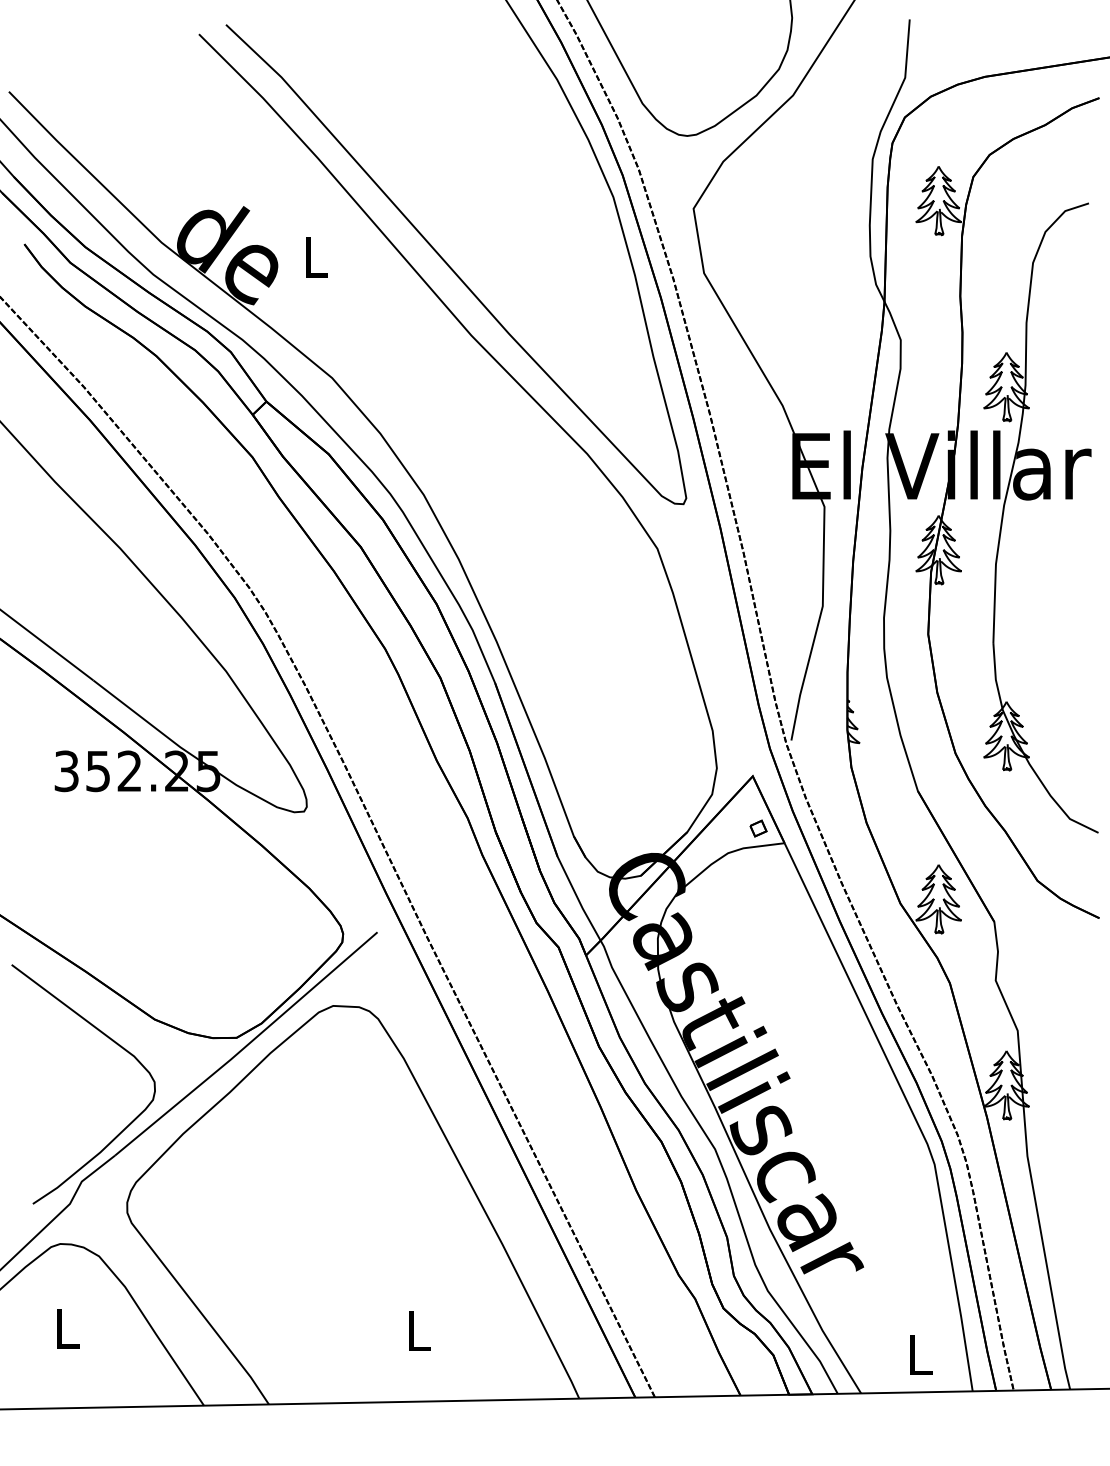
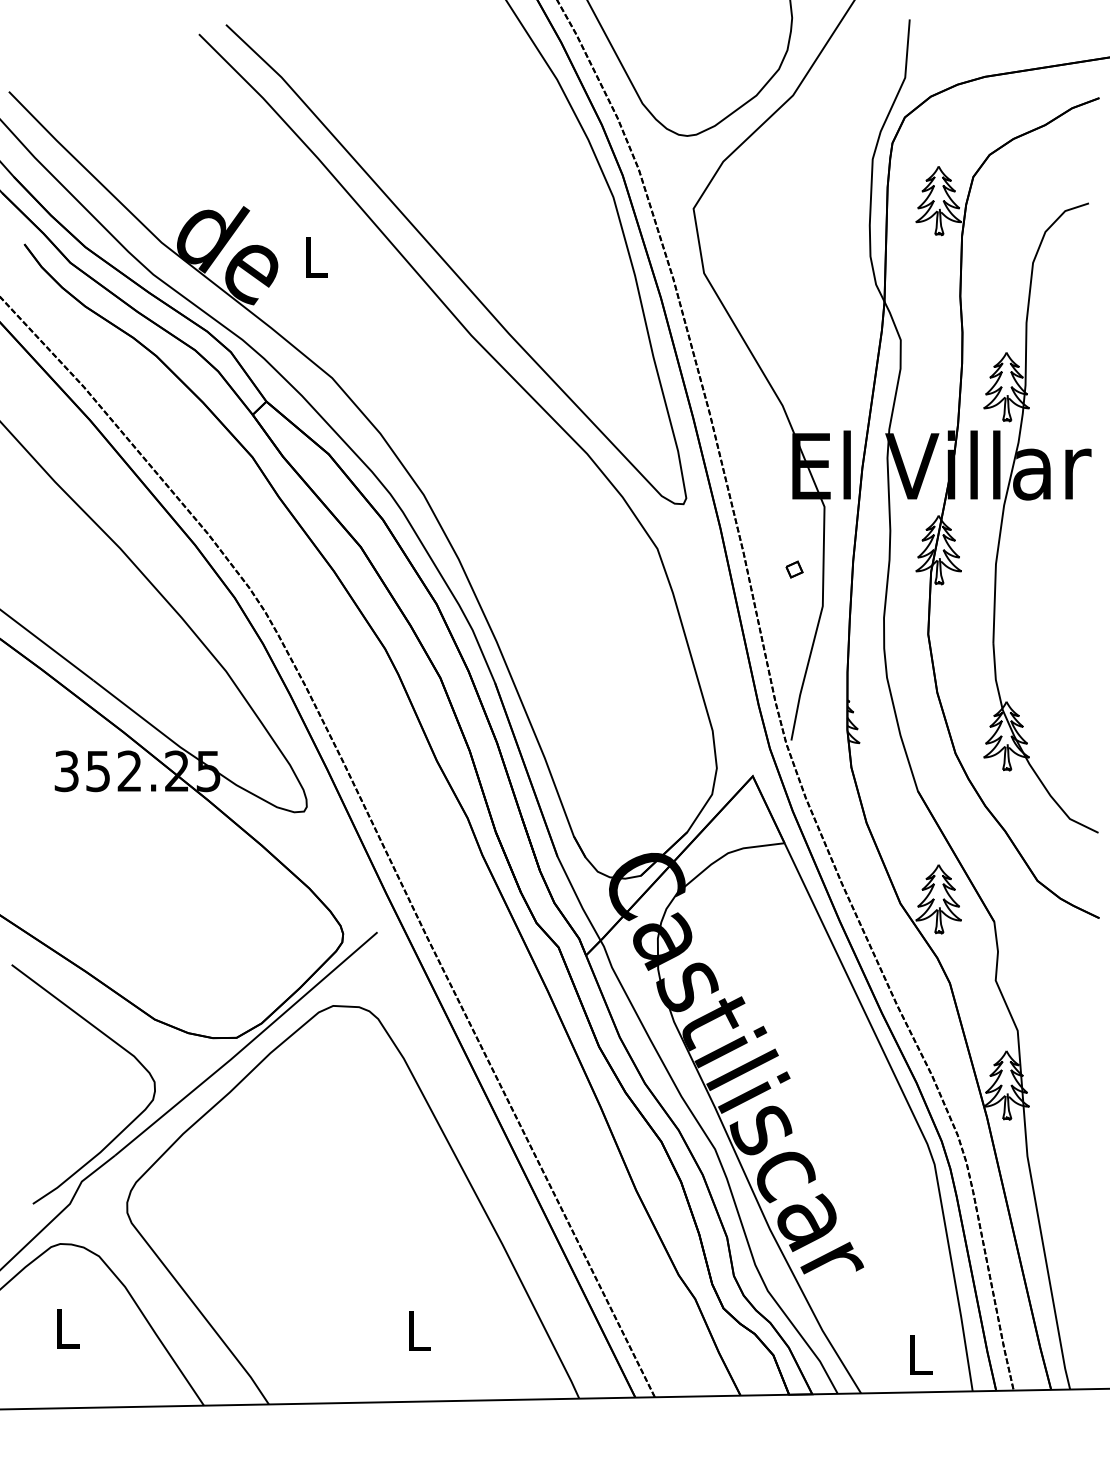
part position: (758, 828) -> (794, 569) (794, 569)
